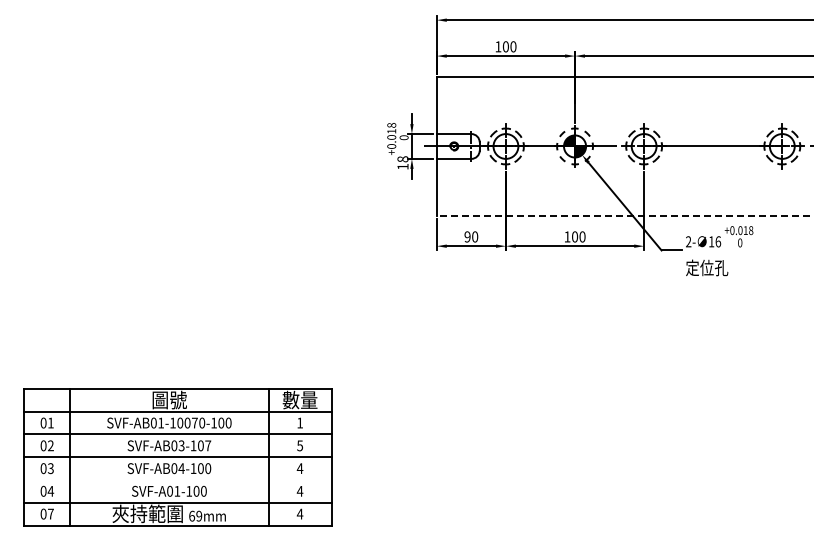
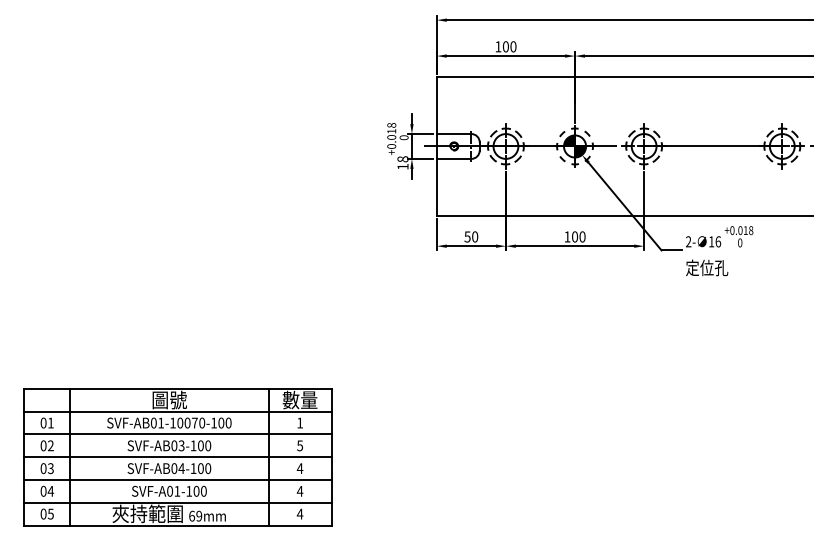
line: dashed -> solid (624, 215)
text: 90 -> 50 (467, 236)
text: SVF-AB03-107 -> SVF-AB03-100 (208, 445)
line: none -> present (177, 479)
text: 07 -> 05 (50, 513)
